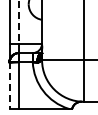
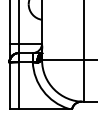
line: dashed -> solid (18, 21)
line: dashed -> solid (9, 86)
